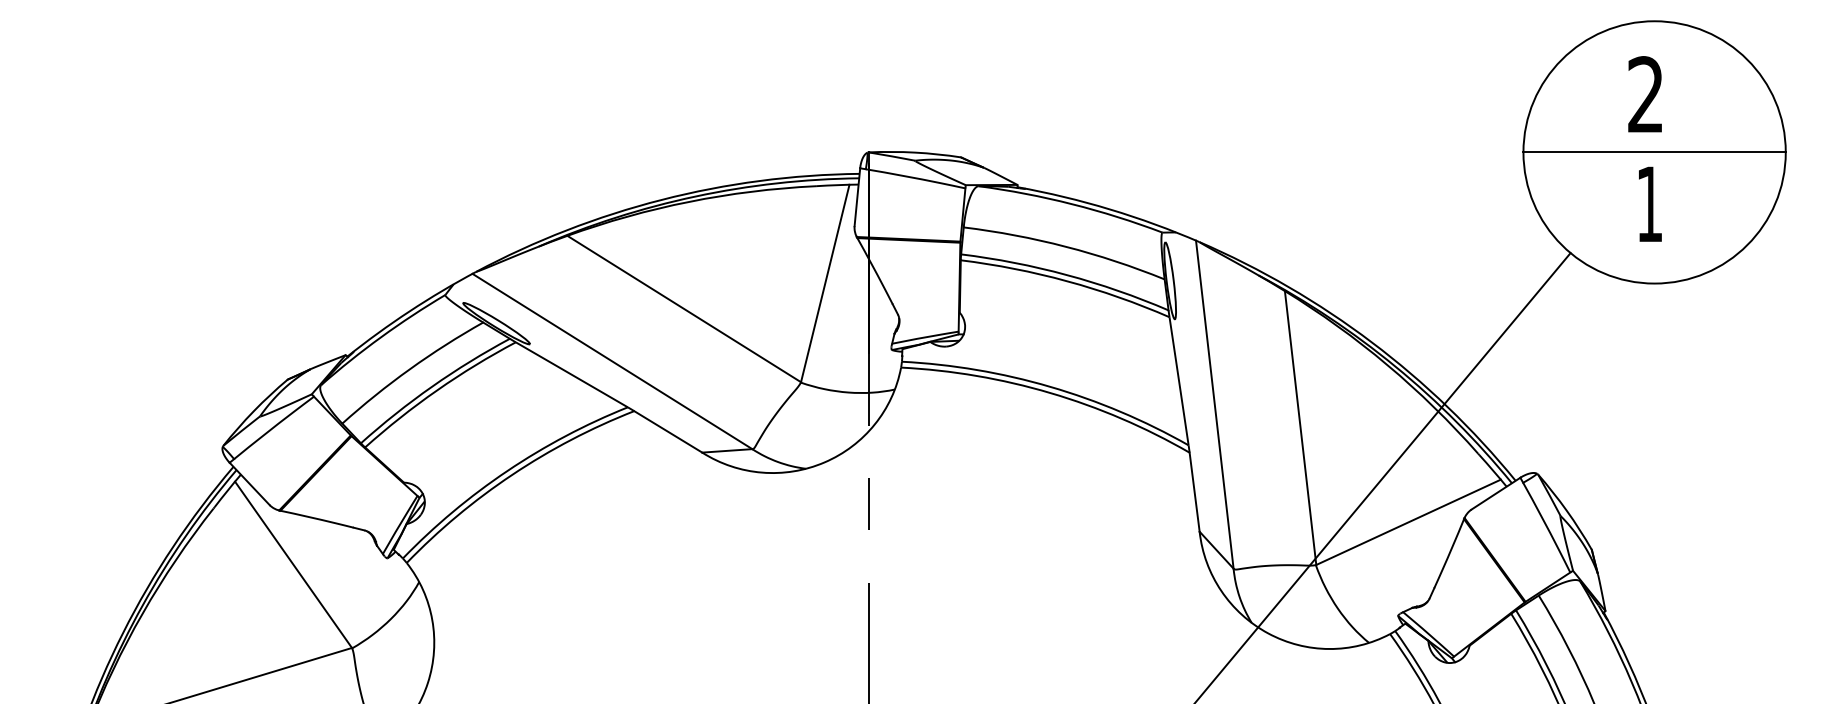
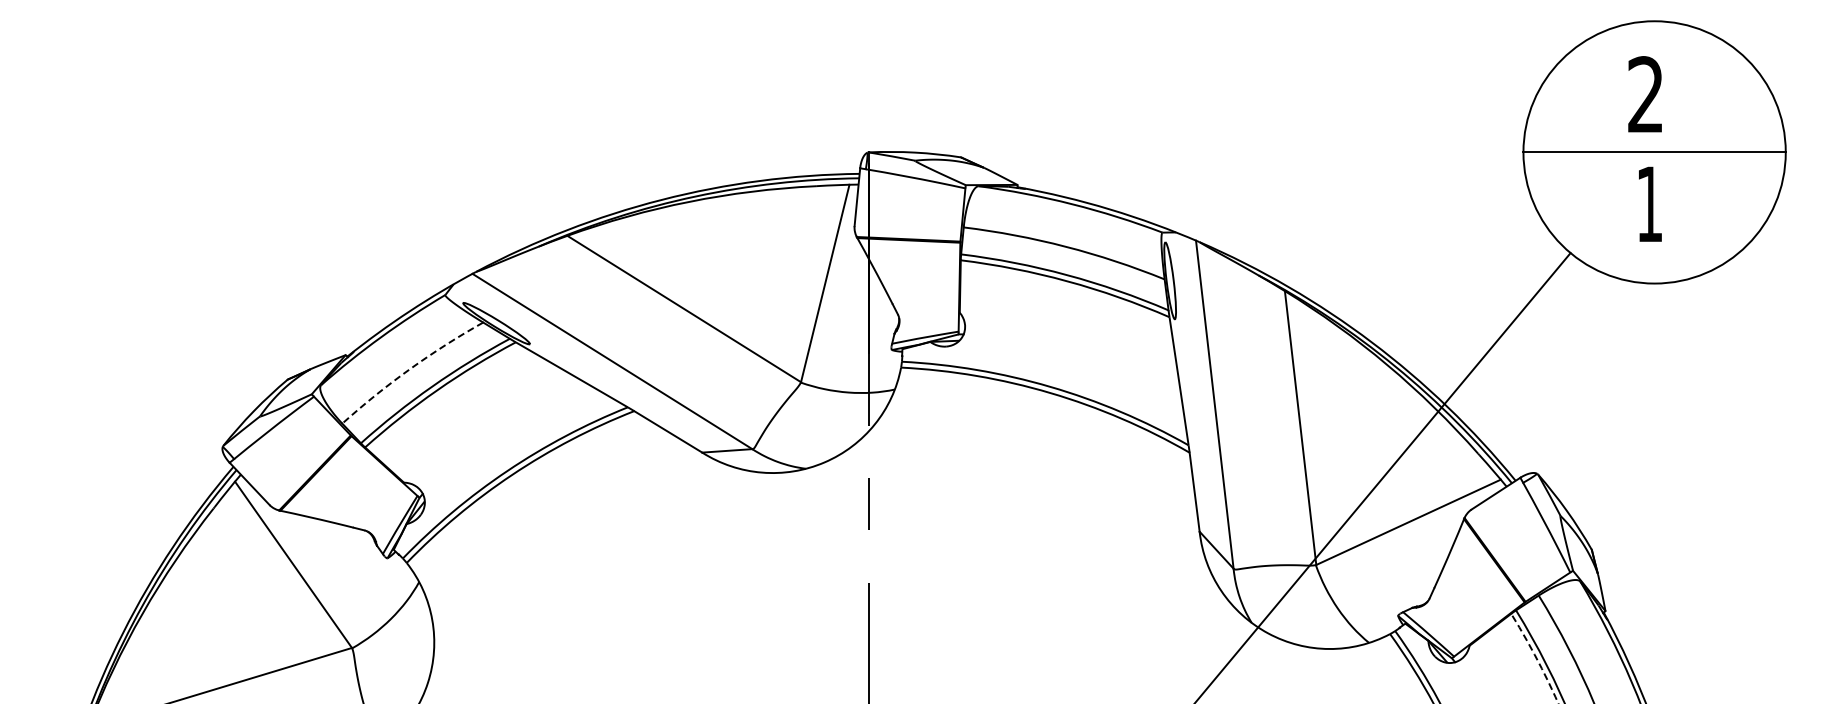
arc: solid -> dashed (410, 369)
arc: solid -> dashed (1536, 657)
